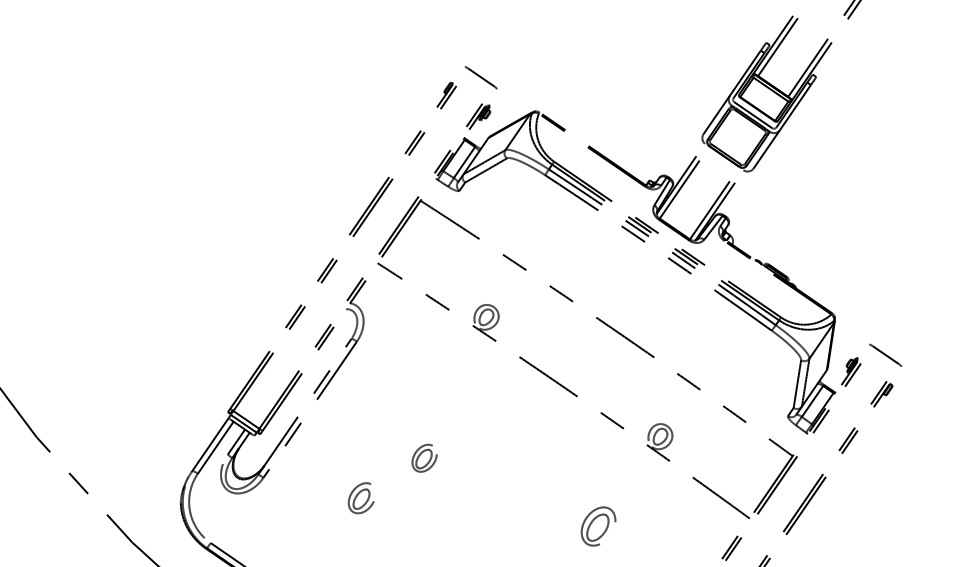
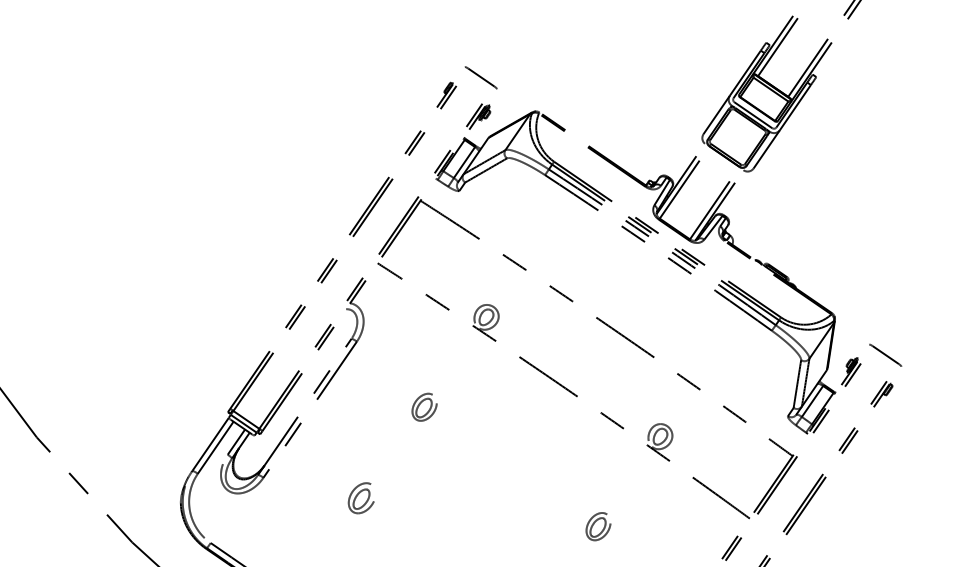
part position: (424, 457) -> (424, 406) (424, 406)
part size: 37x41 px -> 27x30 px (598, 526)
